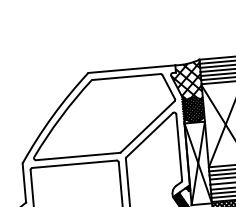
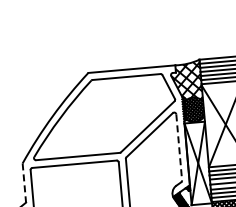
line: solid -> dashed (179, 147)
line: solid -> dashed (24, 183)
